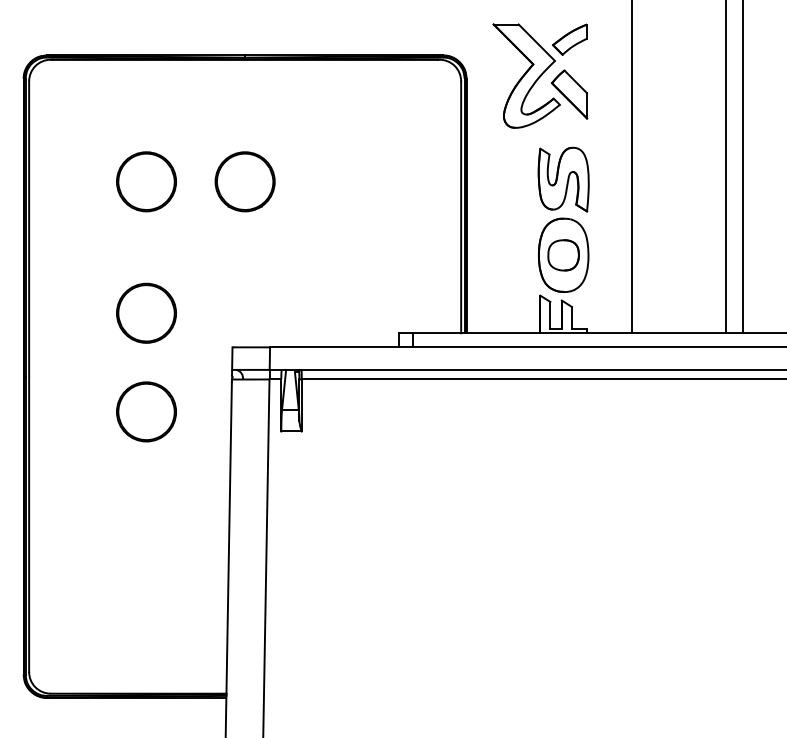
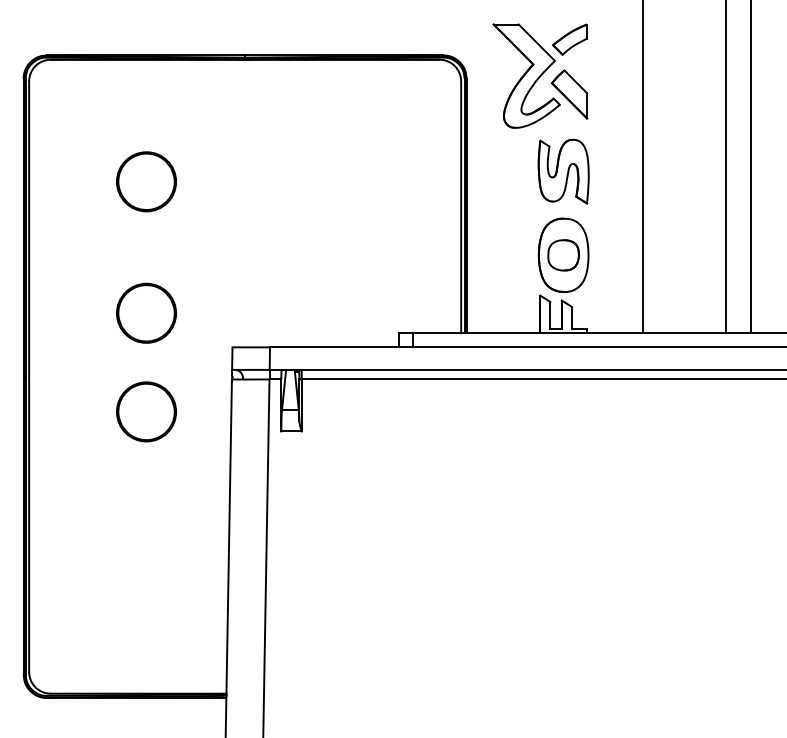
line position: (632, 167) -> (643, 167) (643, 167)
line position: (742, 167) -> (750, 167) (750, 167)
part position: (563, 179) -> (563, 171) (563, 171)
part: present -> none (244, 181)
